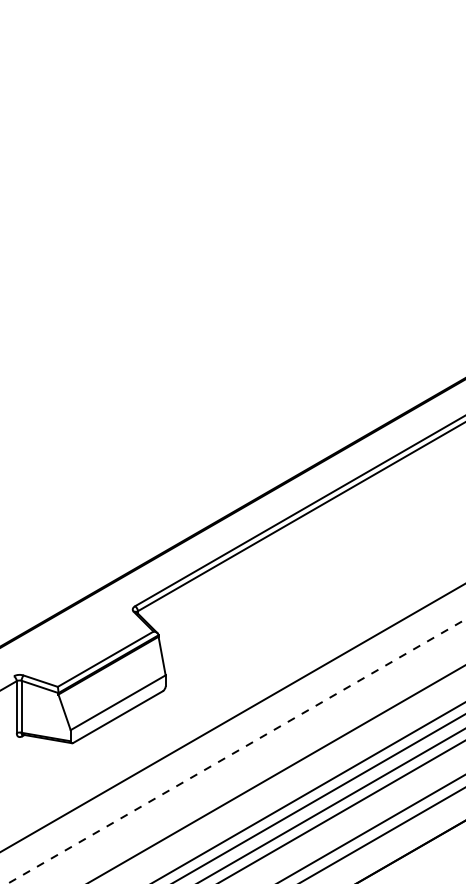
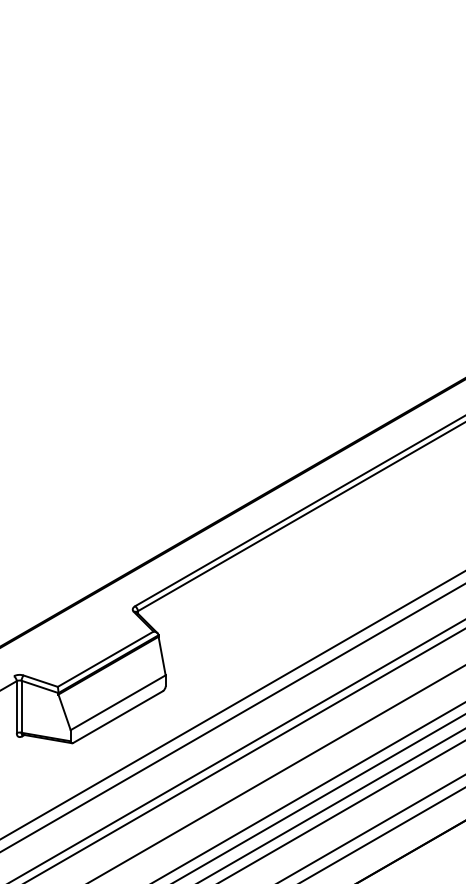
line: none -> present (232, 705)
line: dashed -> solid (236, 751)
line: none -> present (245, 755)
